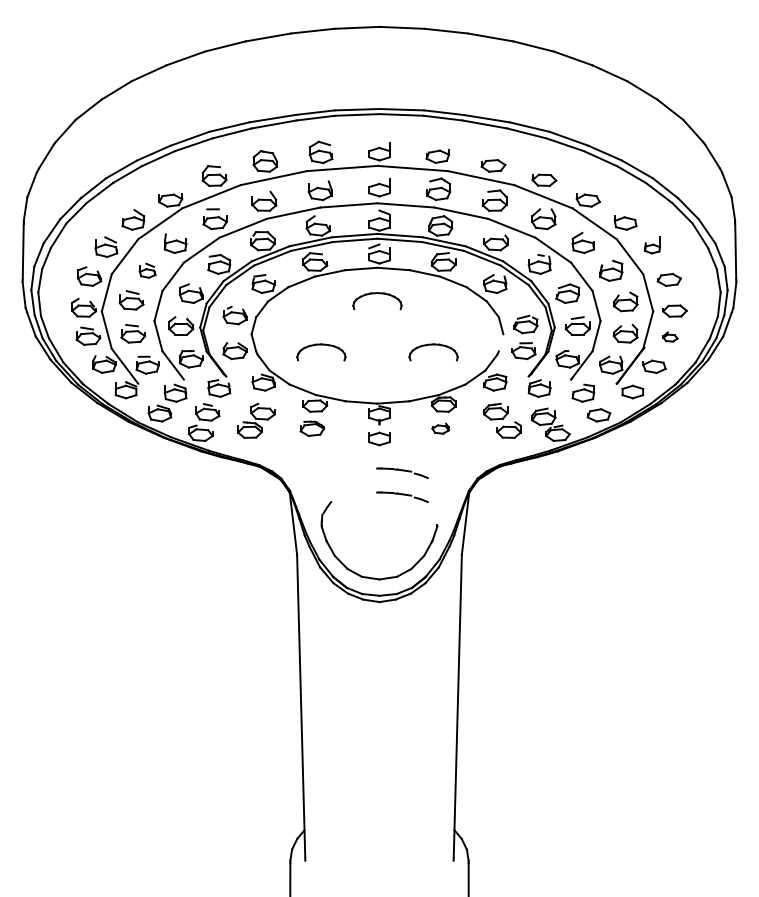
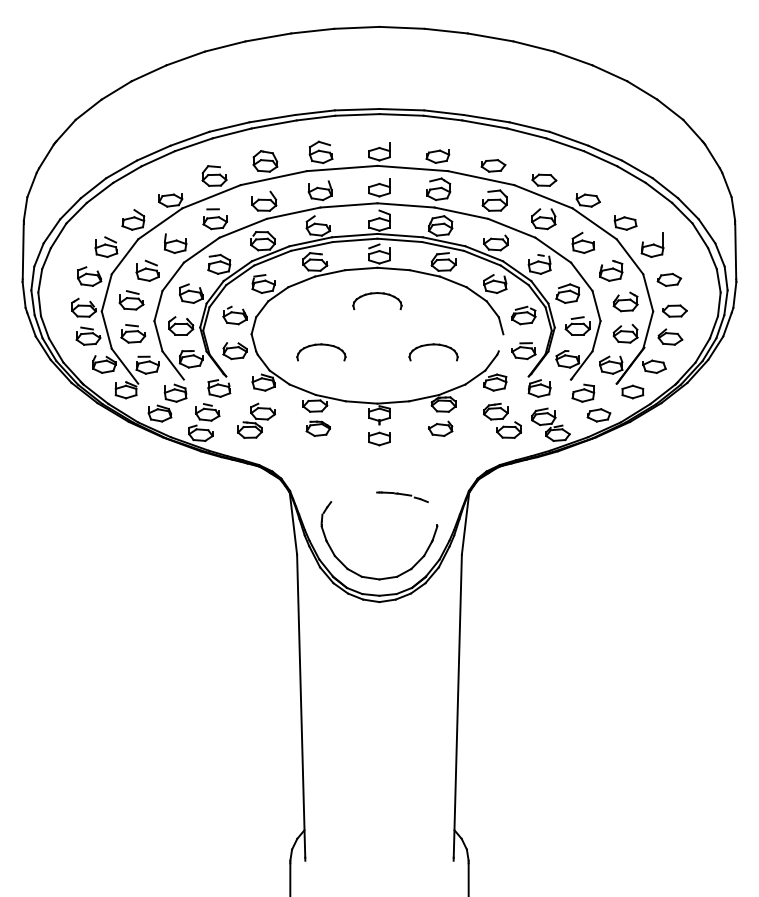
part size: 18x19 px -> 25x26 px (652, 244)
part size: 19x17 px -> 25x23 px (147, 270)
part position: (525, 324) -> (523, 315) (523, 315)
part size: 17x12 px -> 27x18 px (670, 336)
part position: (312, 428) -> (318, 428) (318, 428)
part size: 19x13 px -> 27x17 px (440, 428)
part: present -> none (402, 472)
